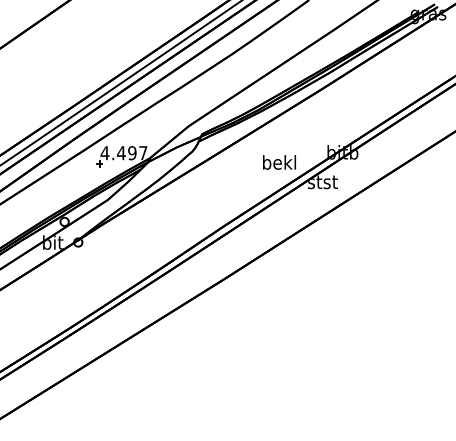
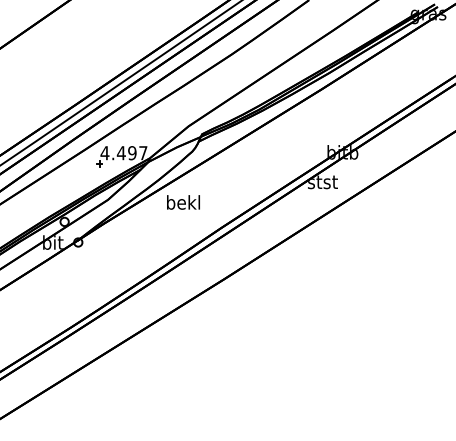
text position: (279, 162) -> (183, 202) (183, 202)
